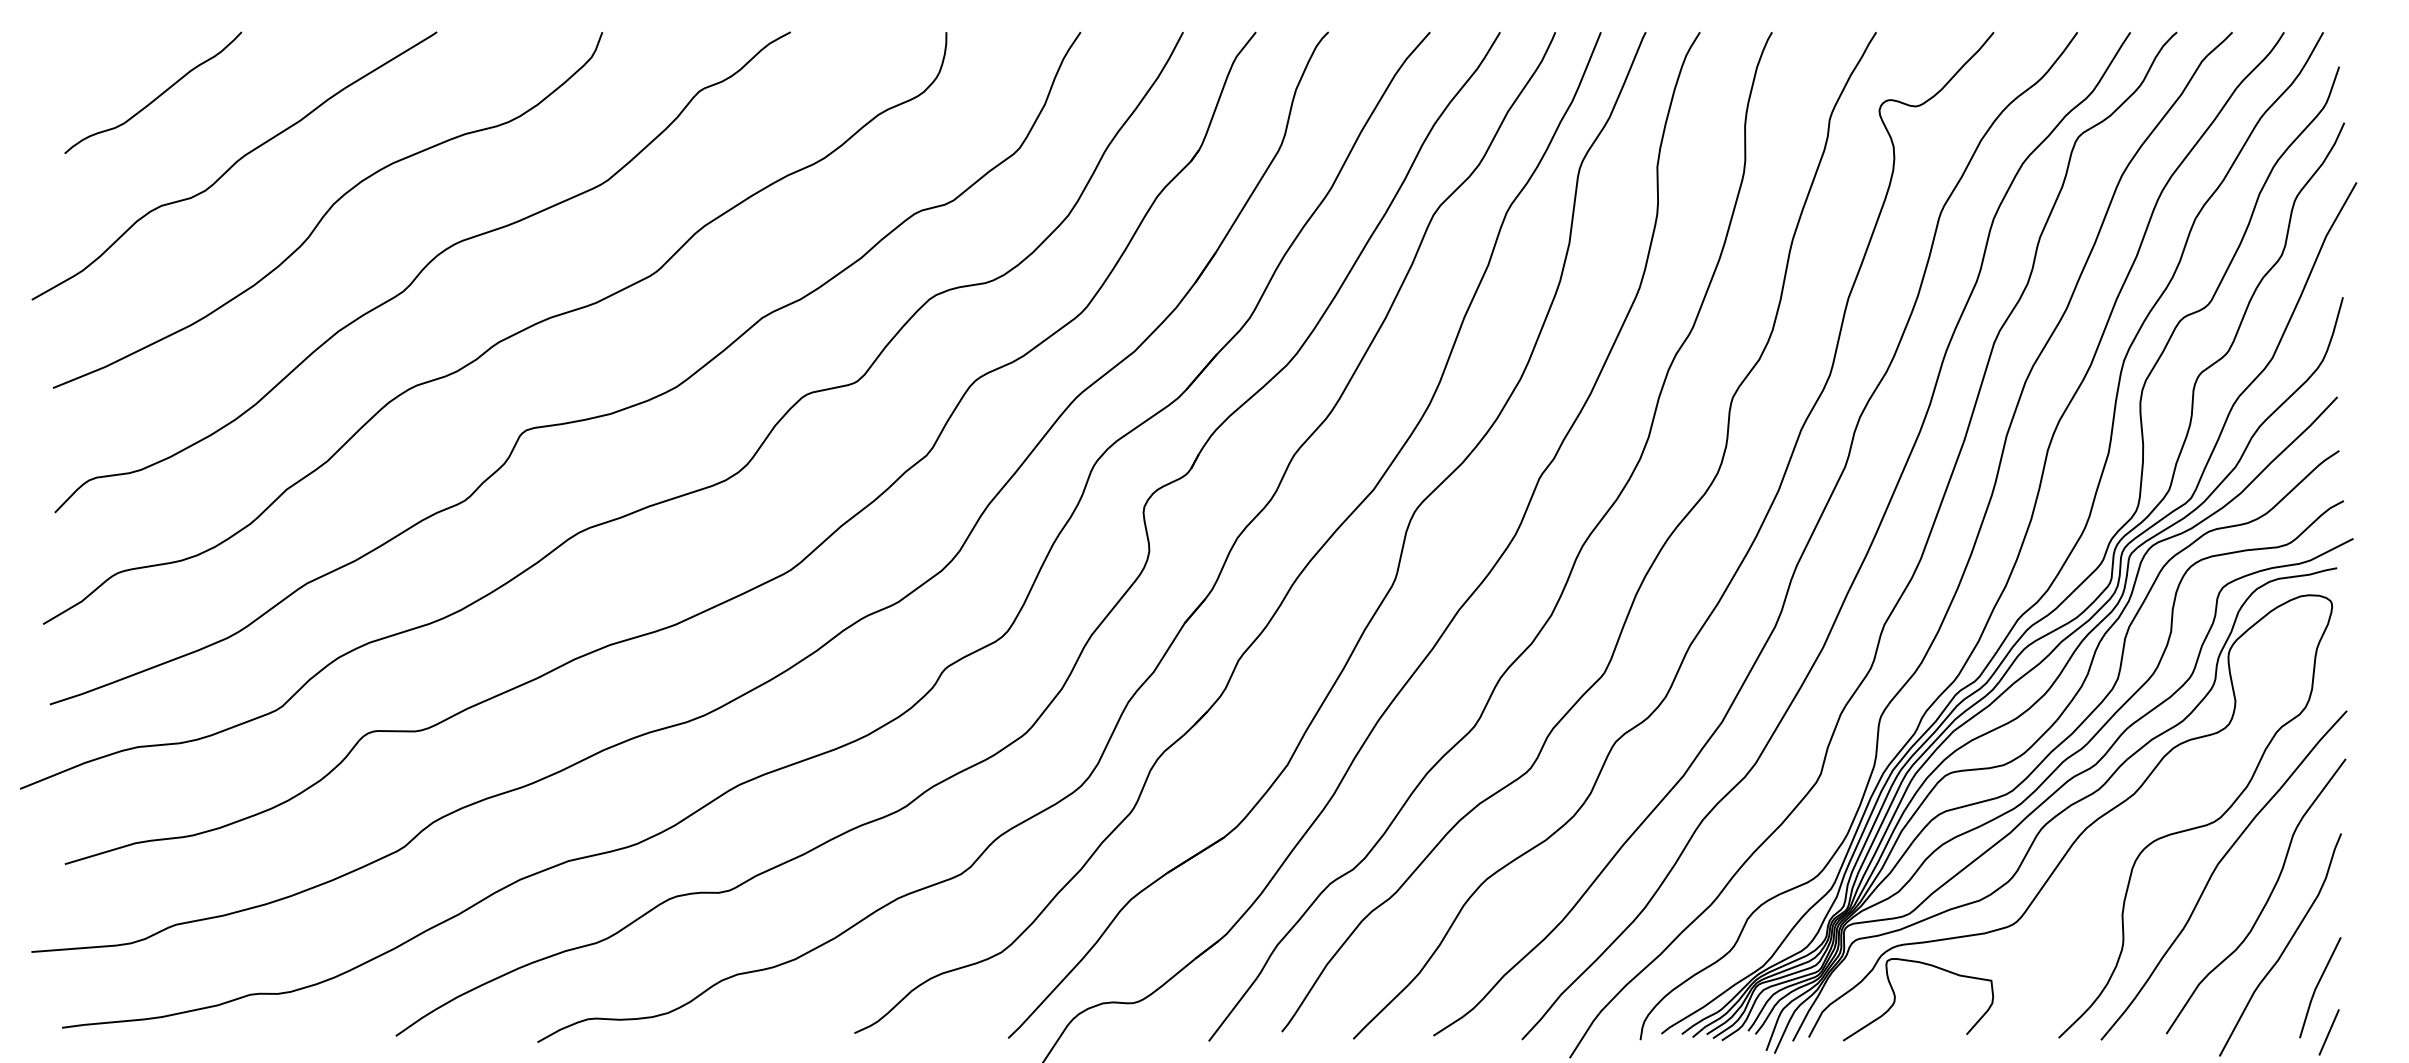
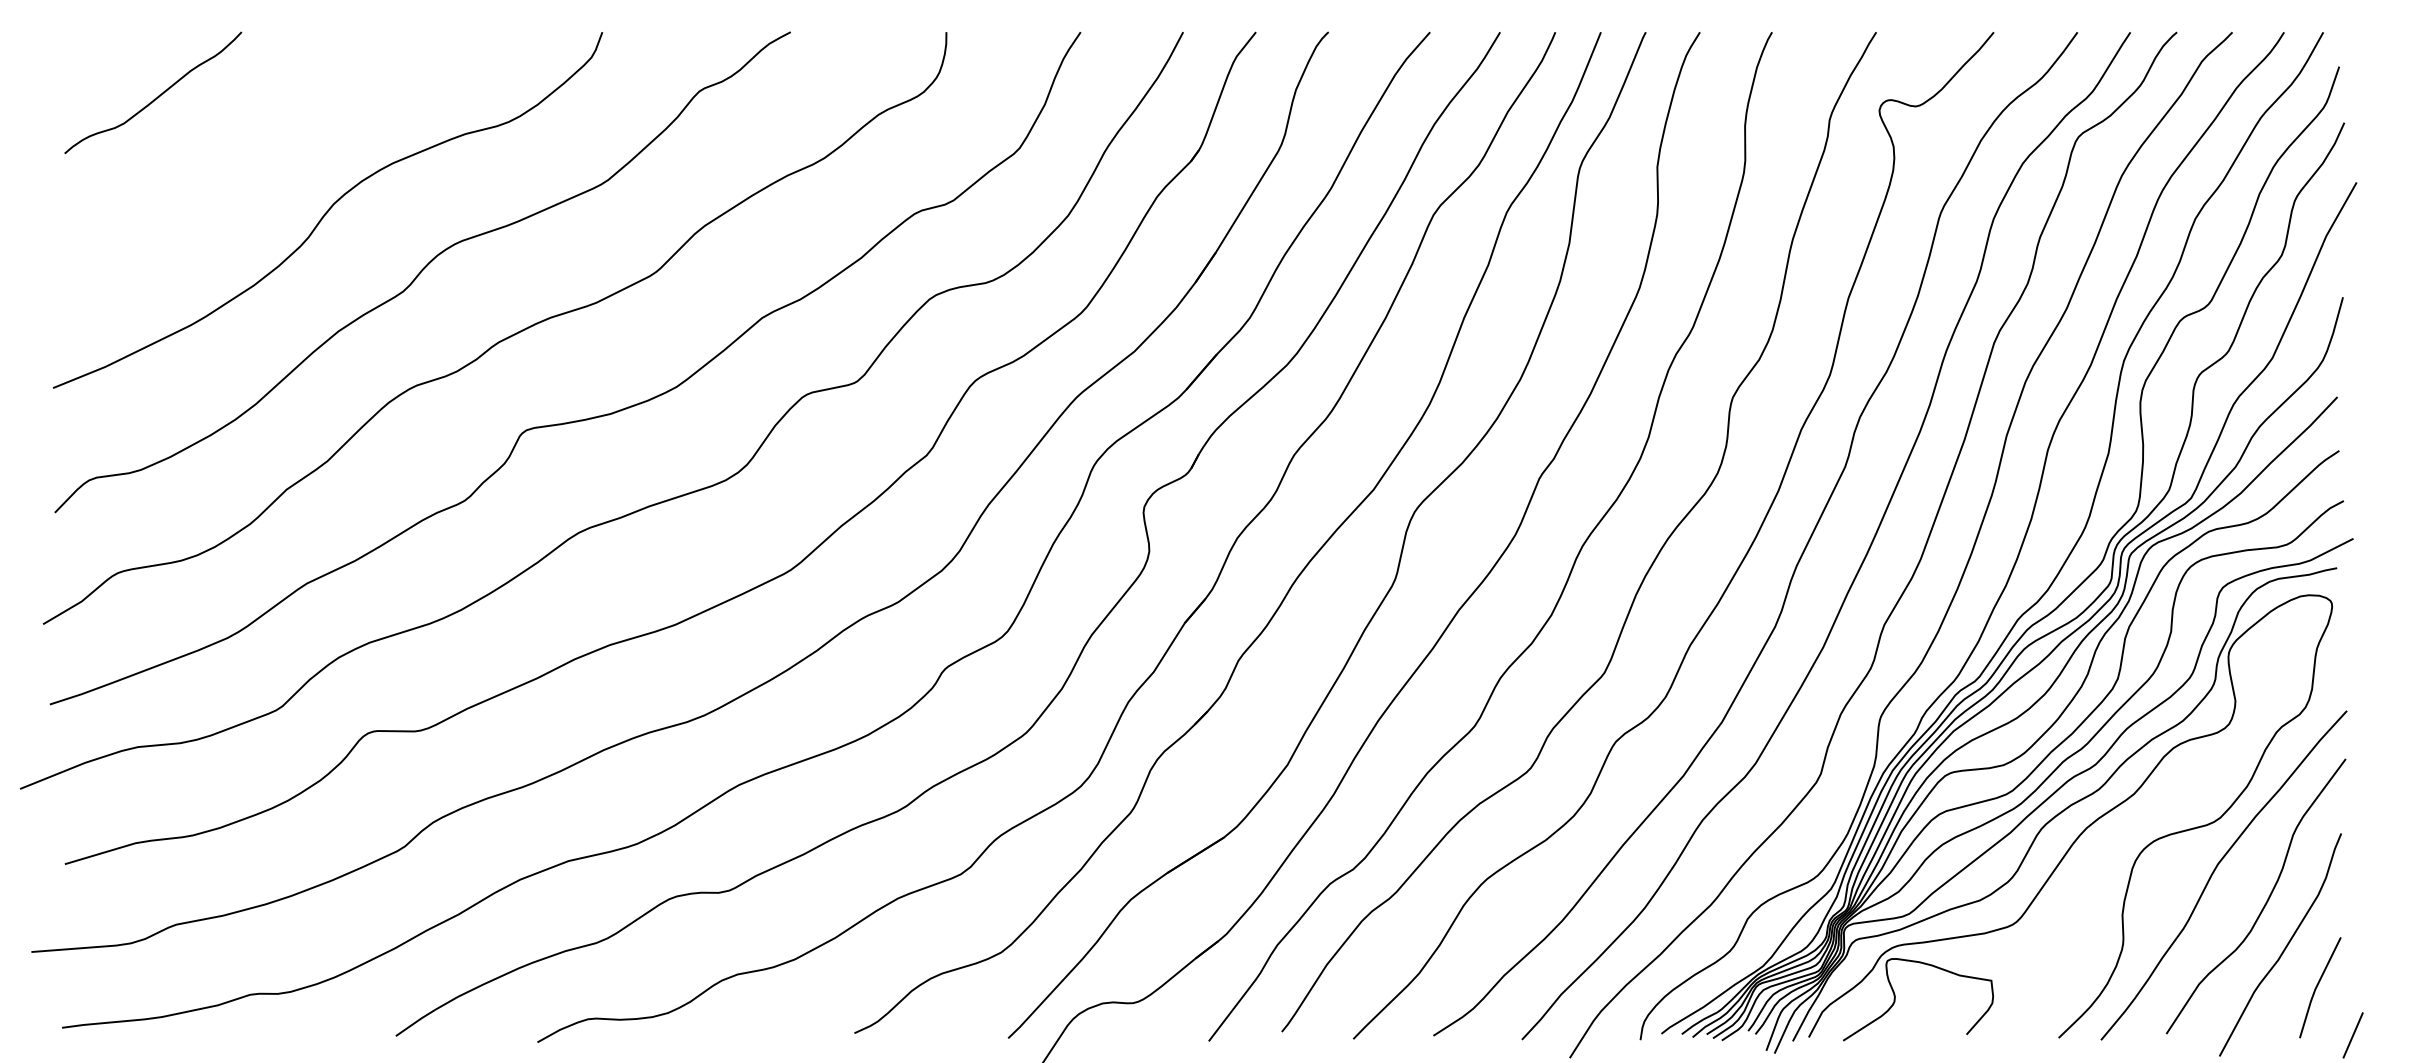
curve: present -> none (234, 165)
line position: (2328, 1032) -> (2352, 1035) (2352, 1035)
